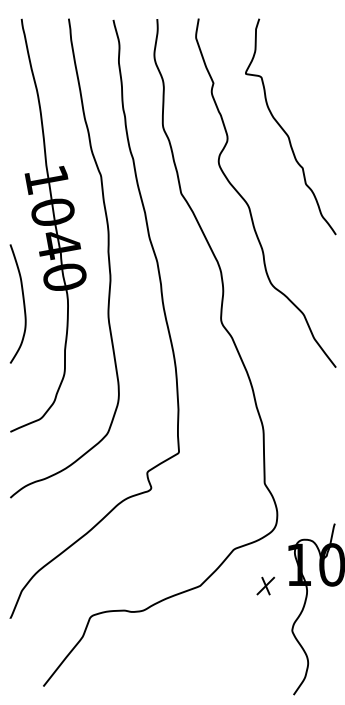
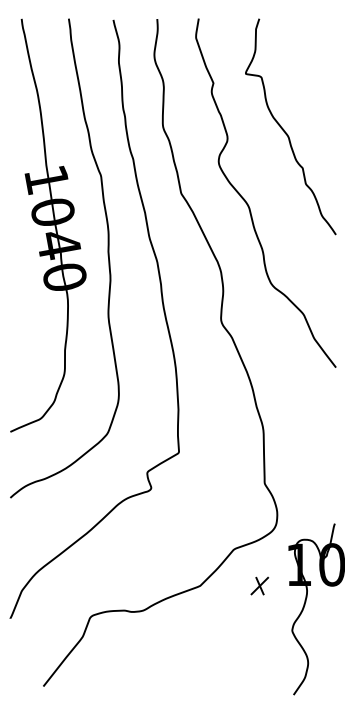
curve: present -> none (23, 303)
part position: (265, 585) -> (259, 585) (259, 585)
